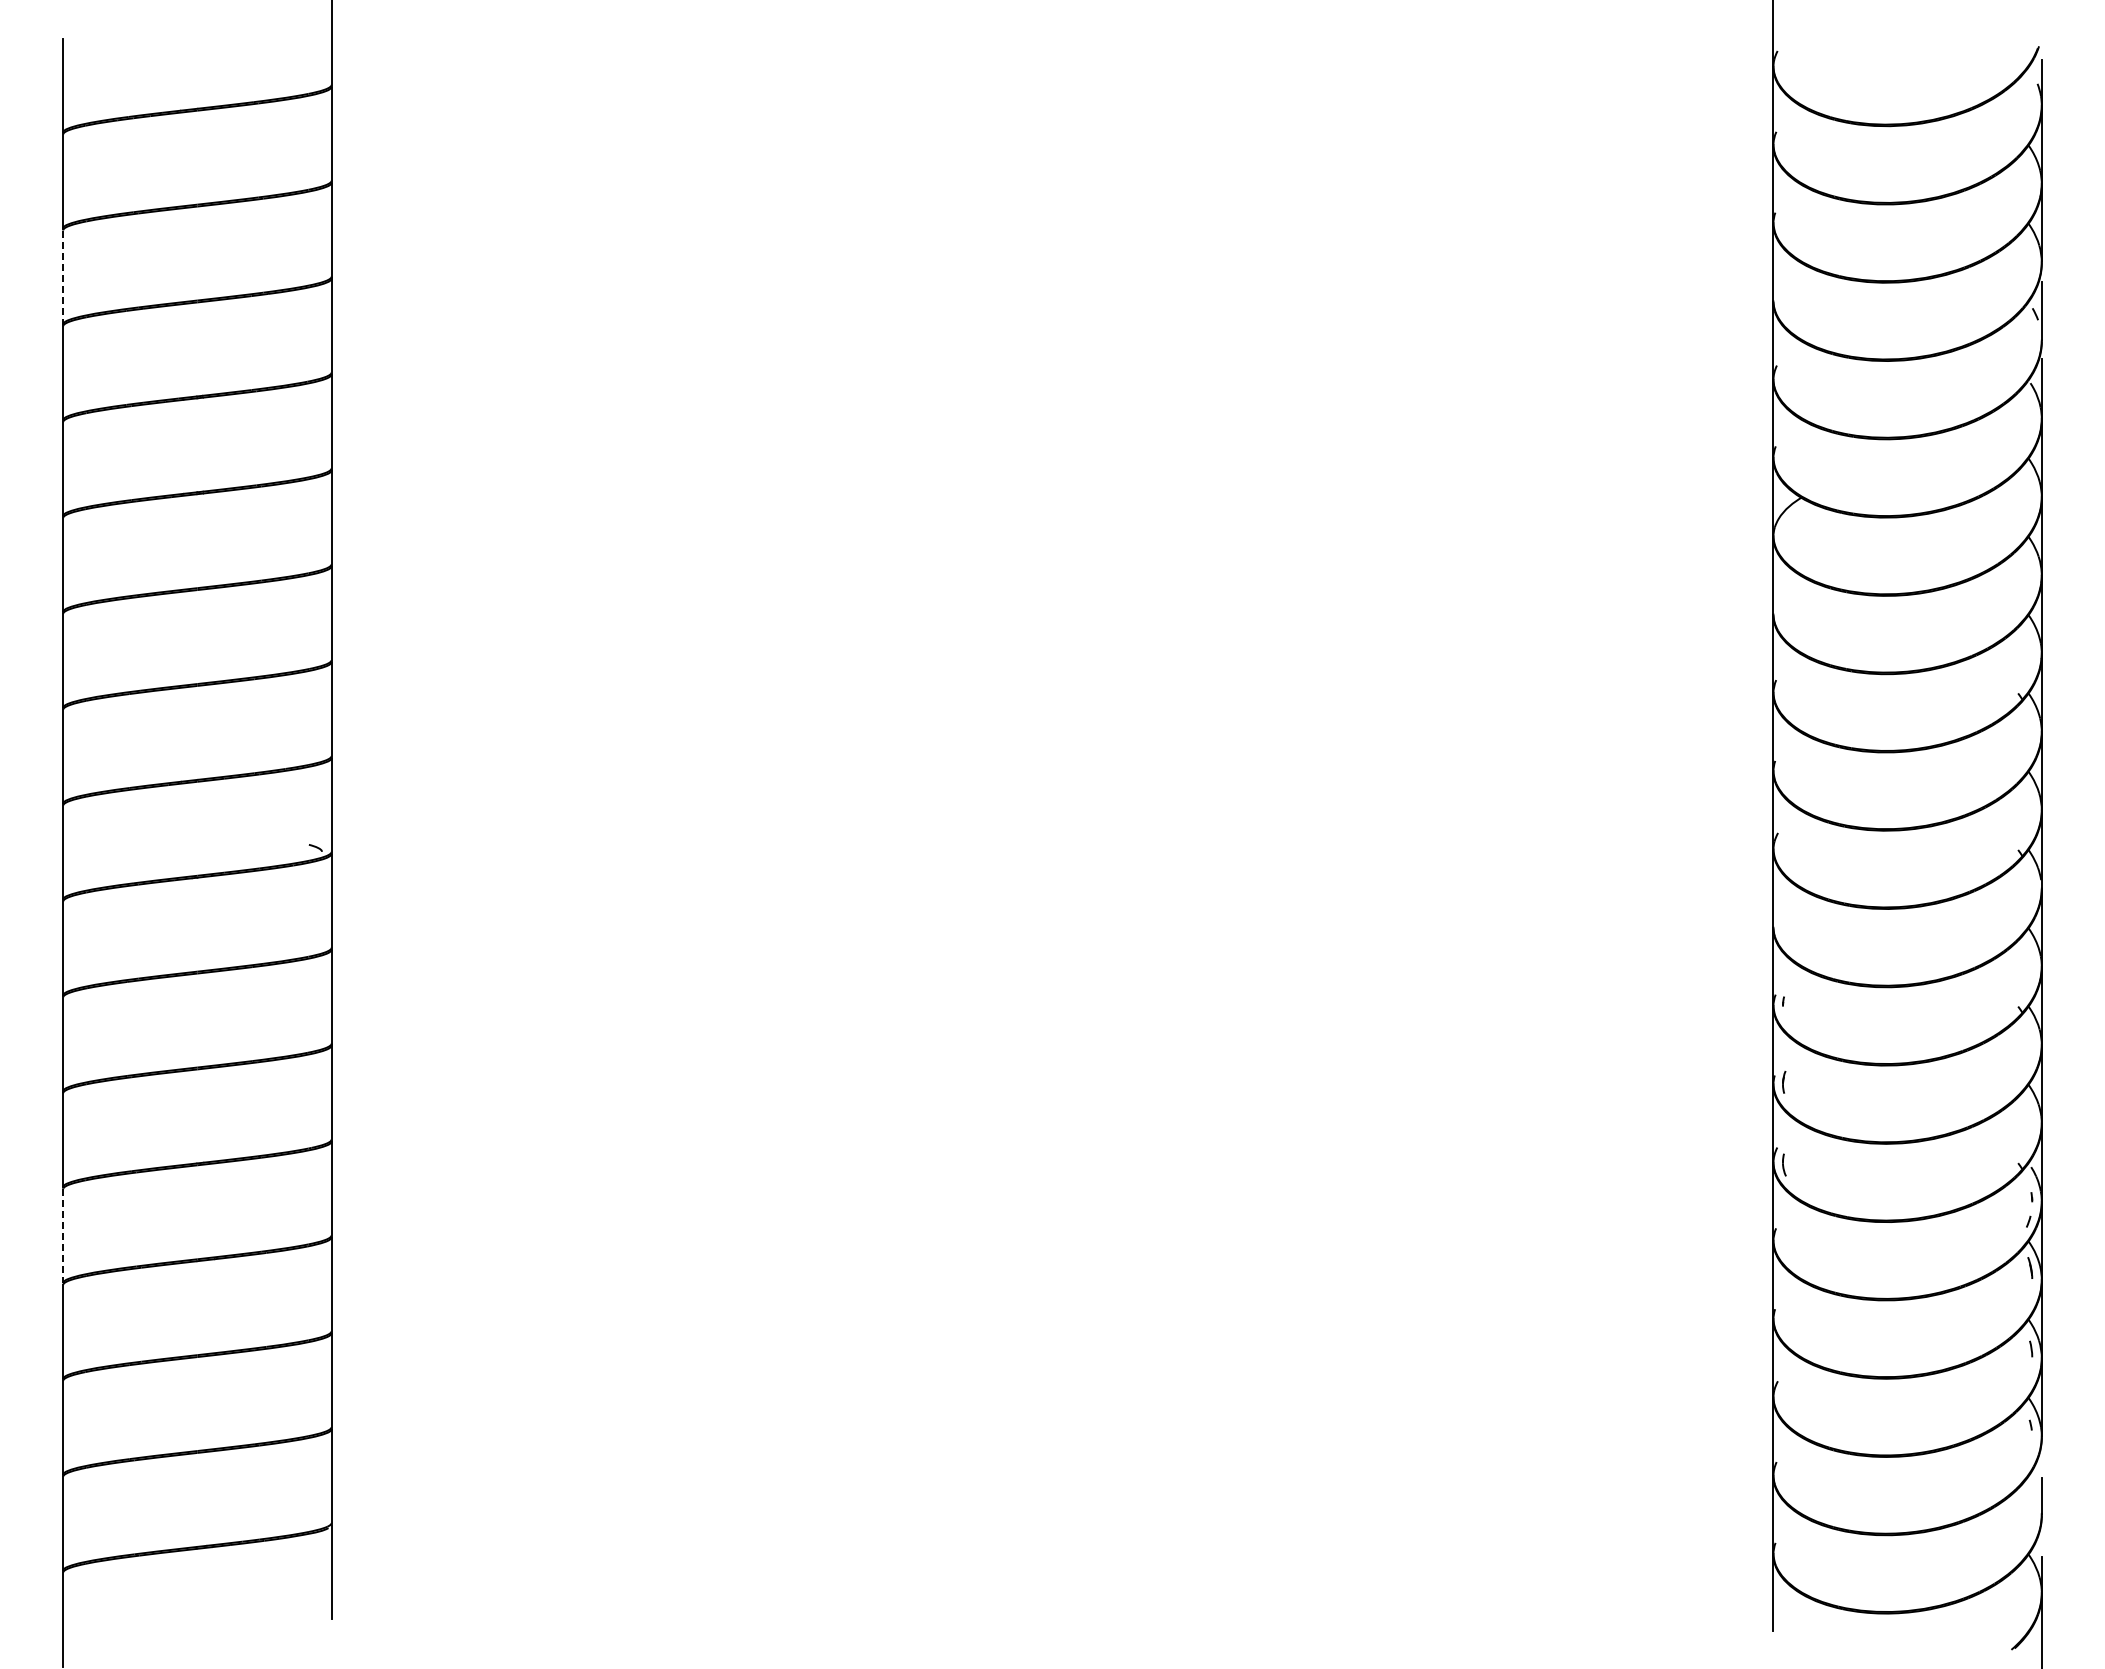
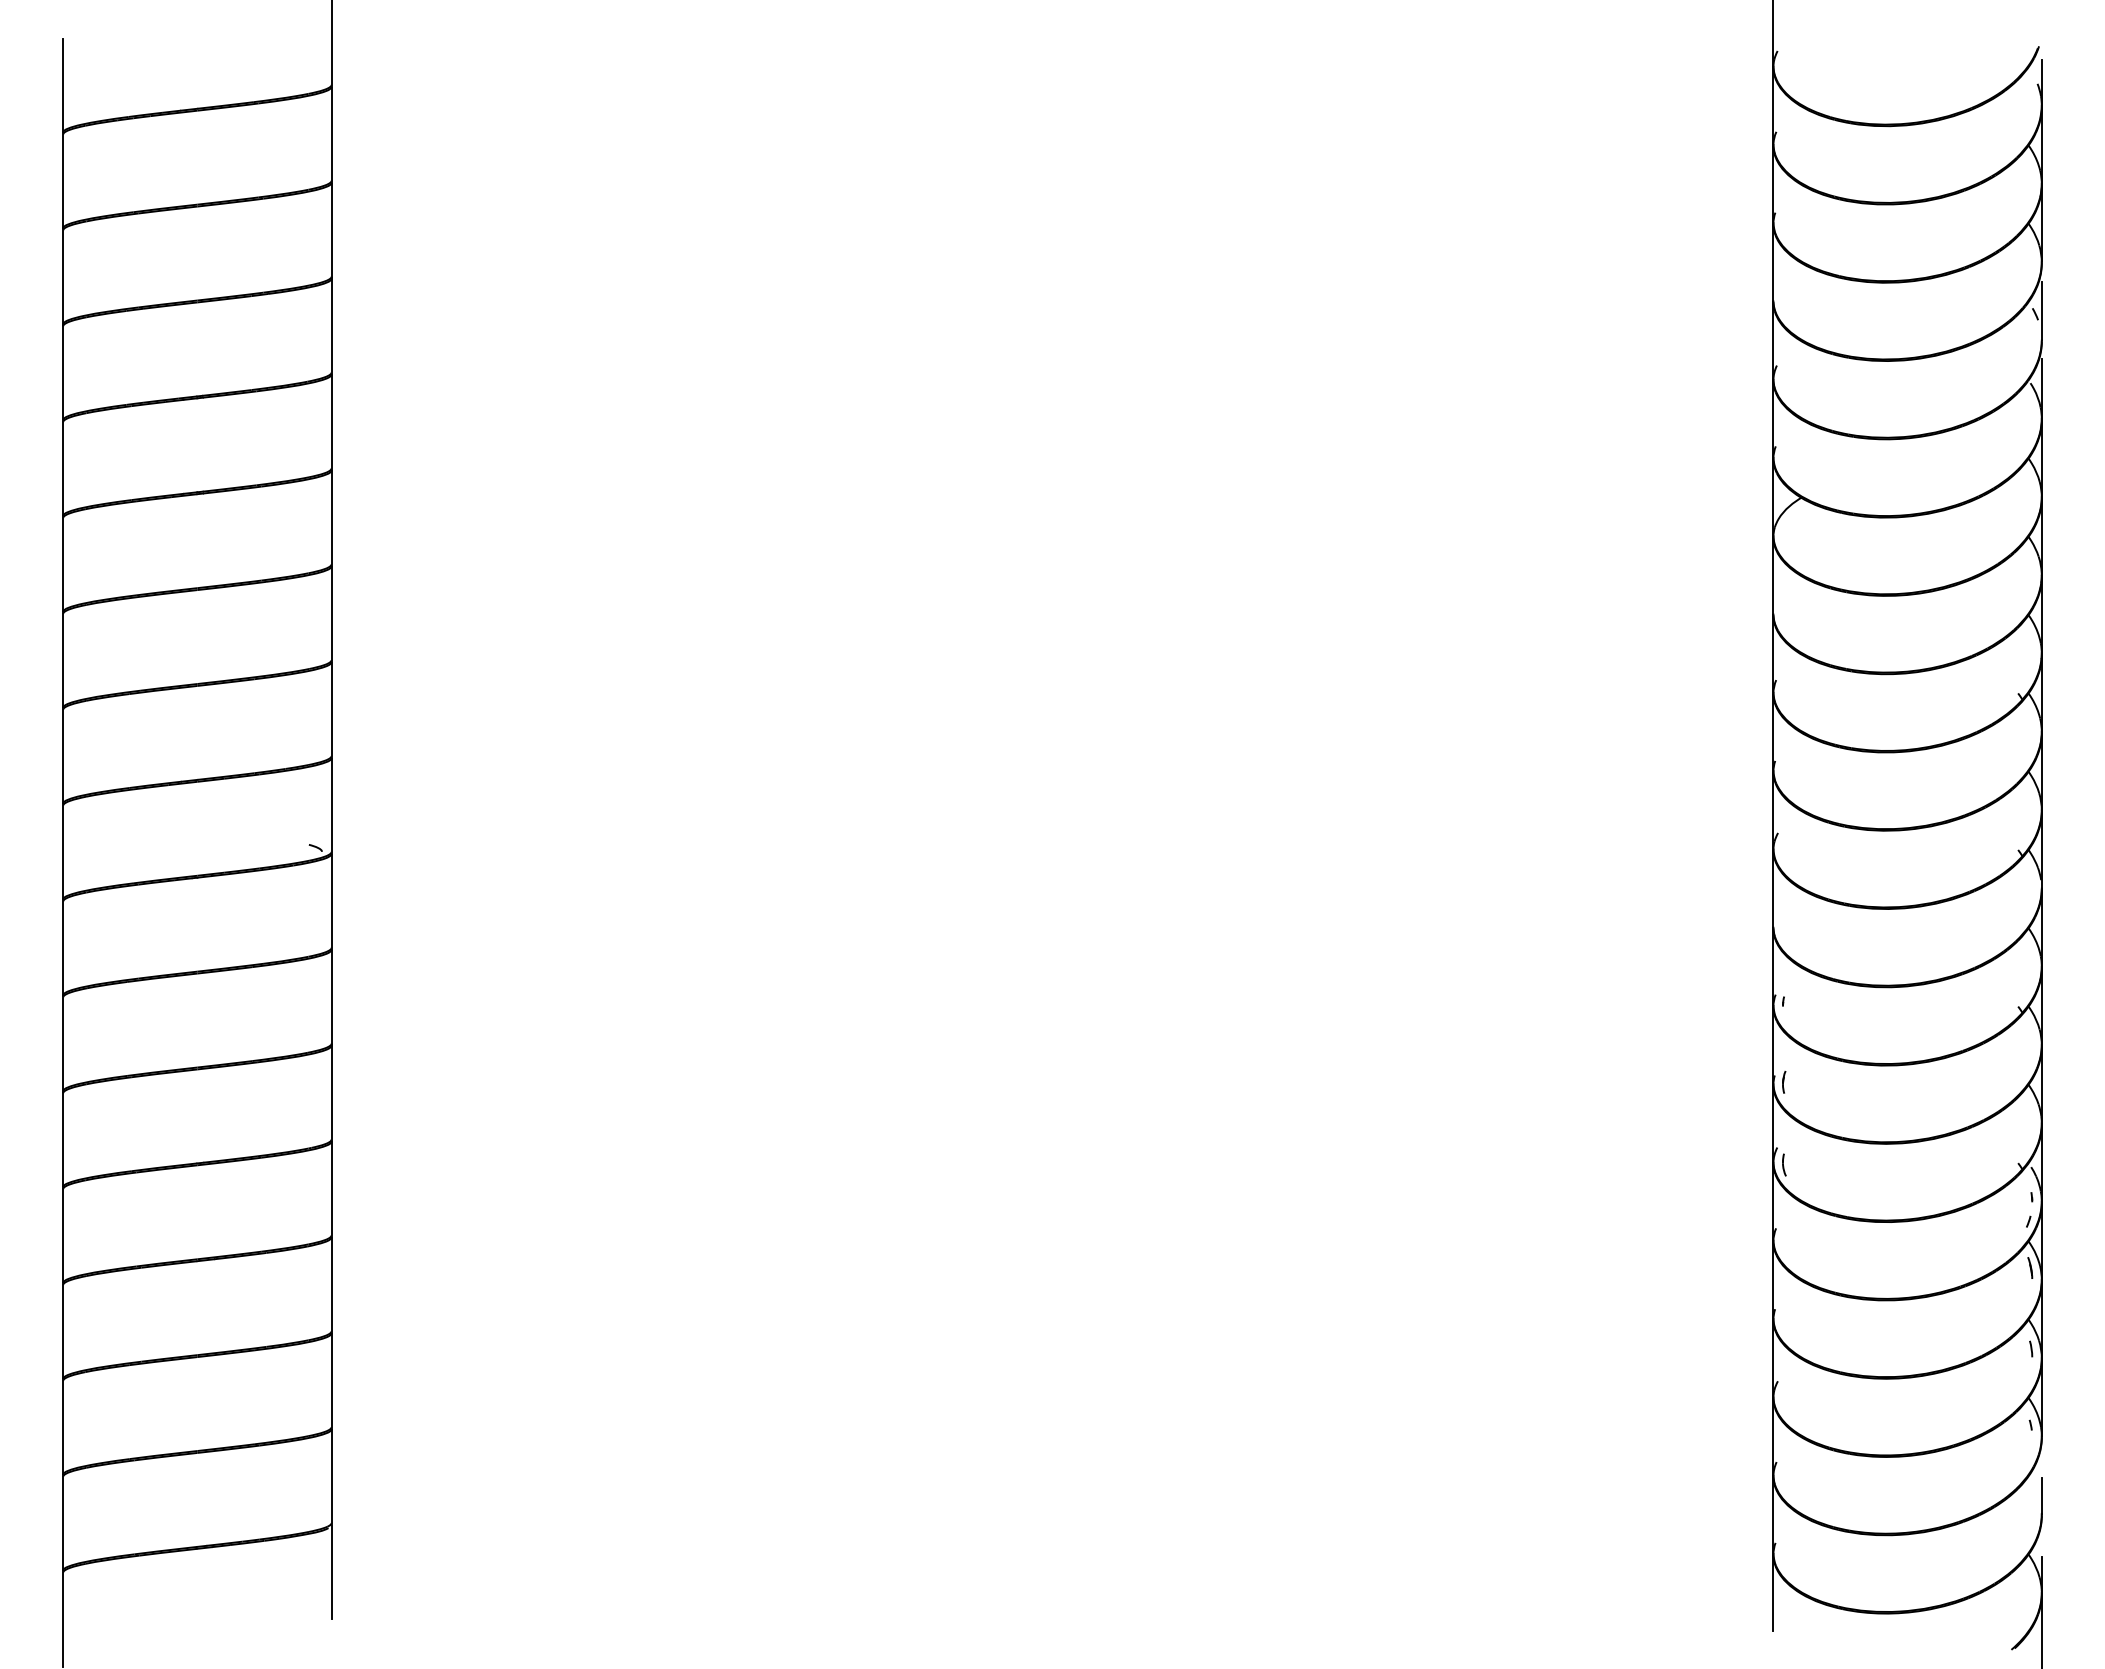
line: dashed -> solid (63, 277)
line: dashed -> solid (63, 1236)
